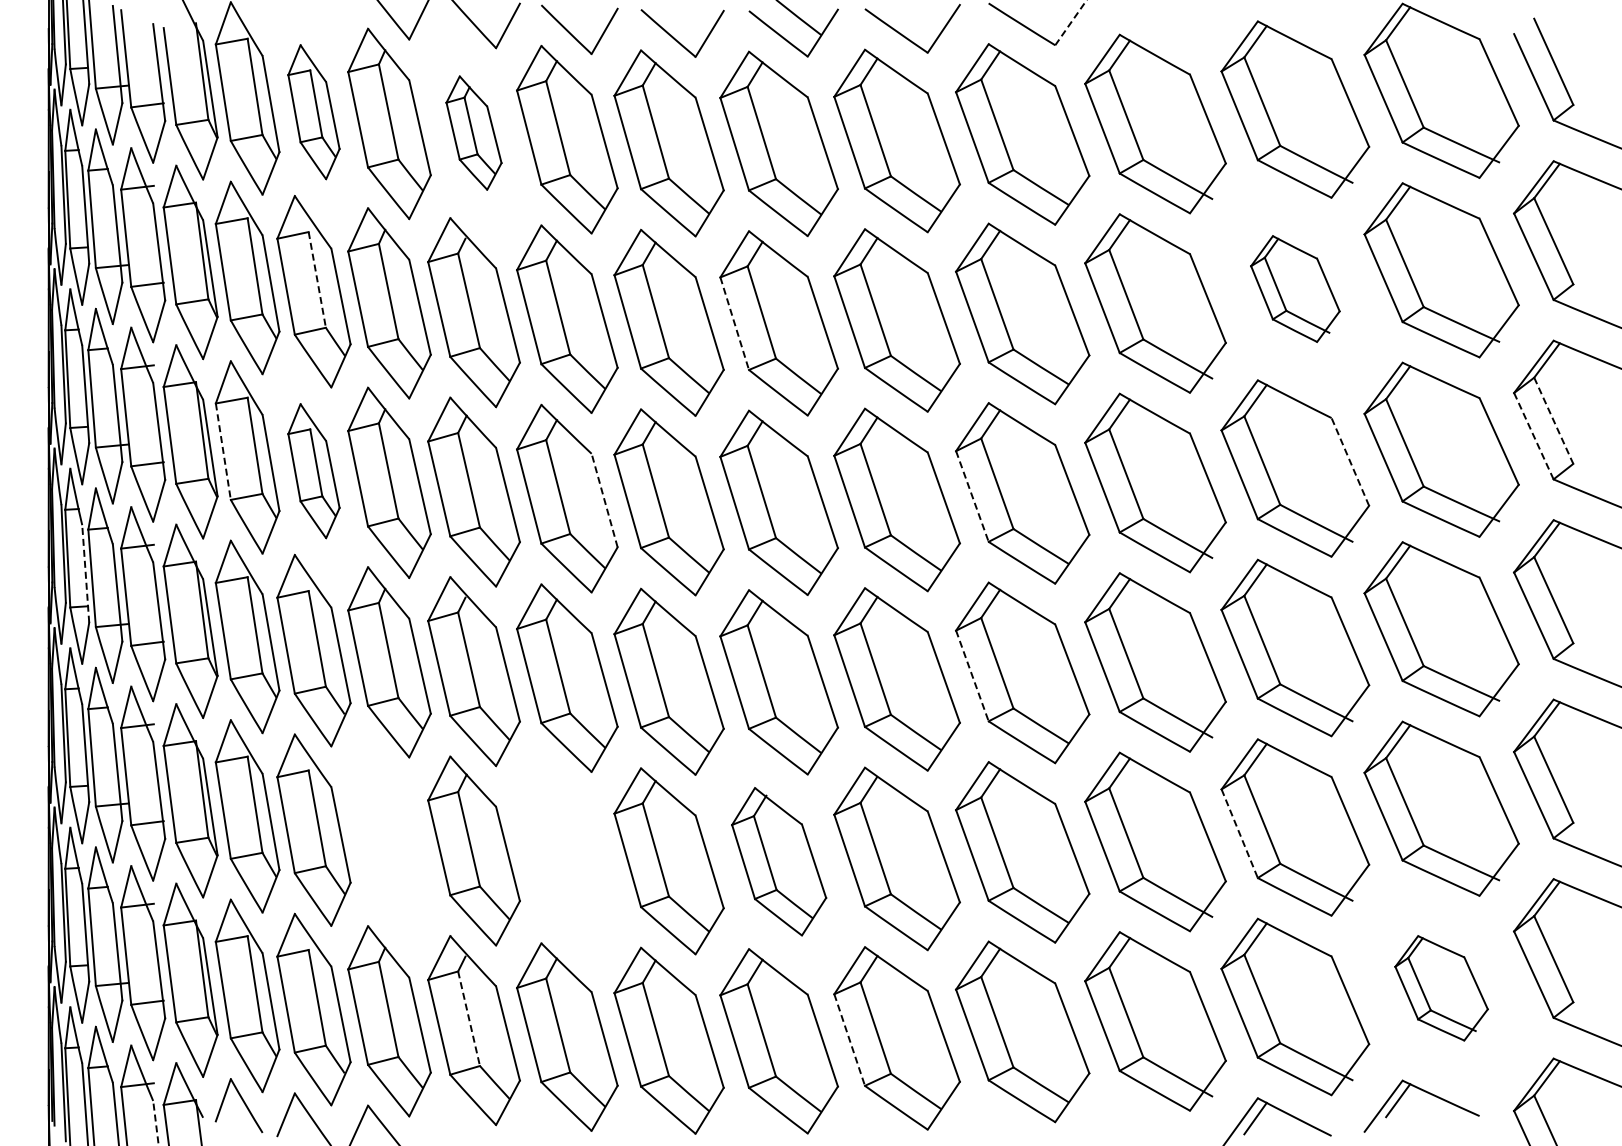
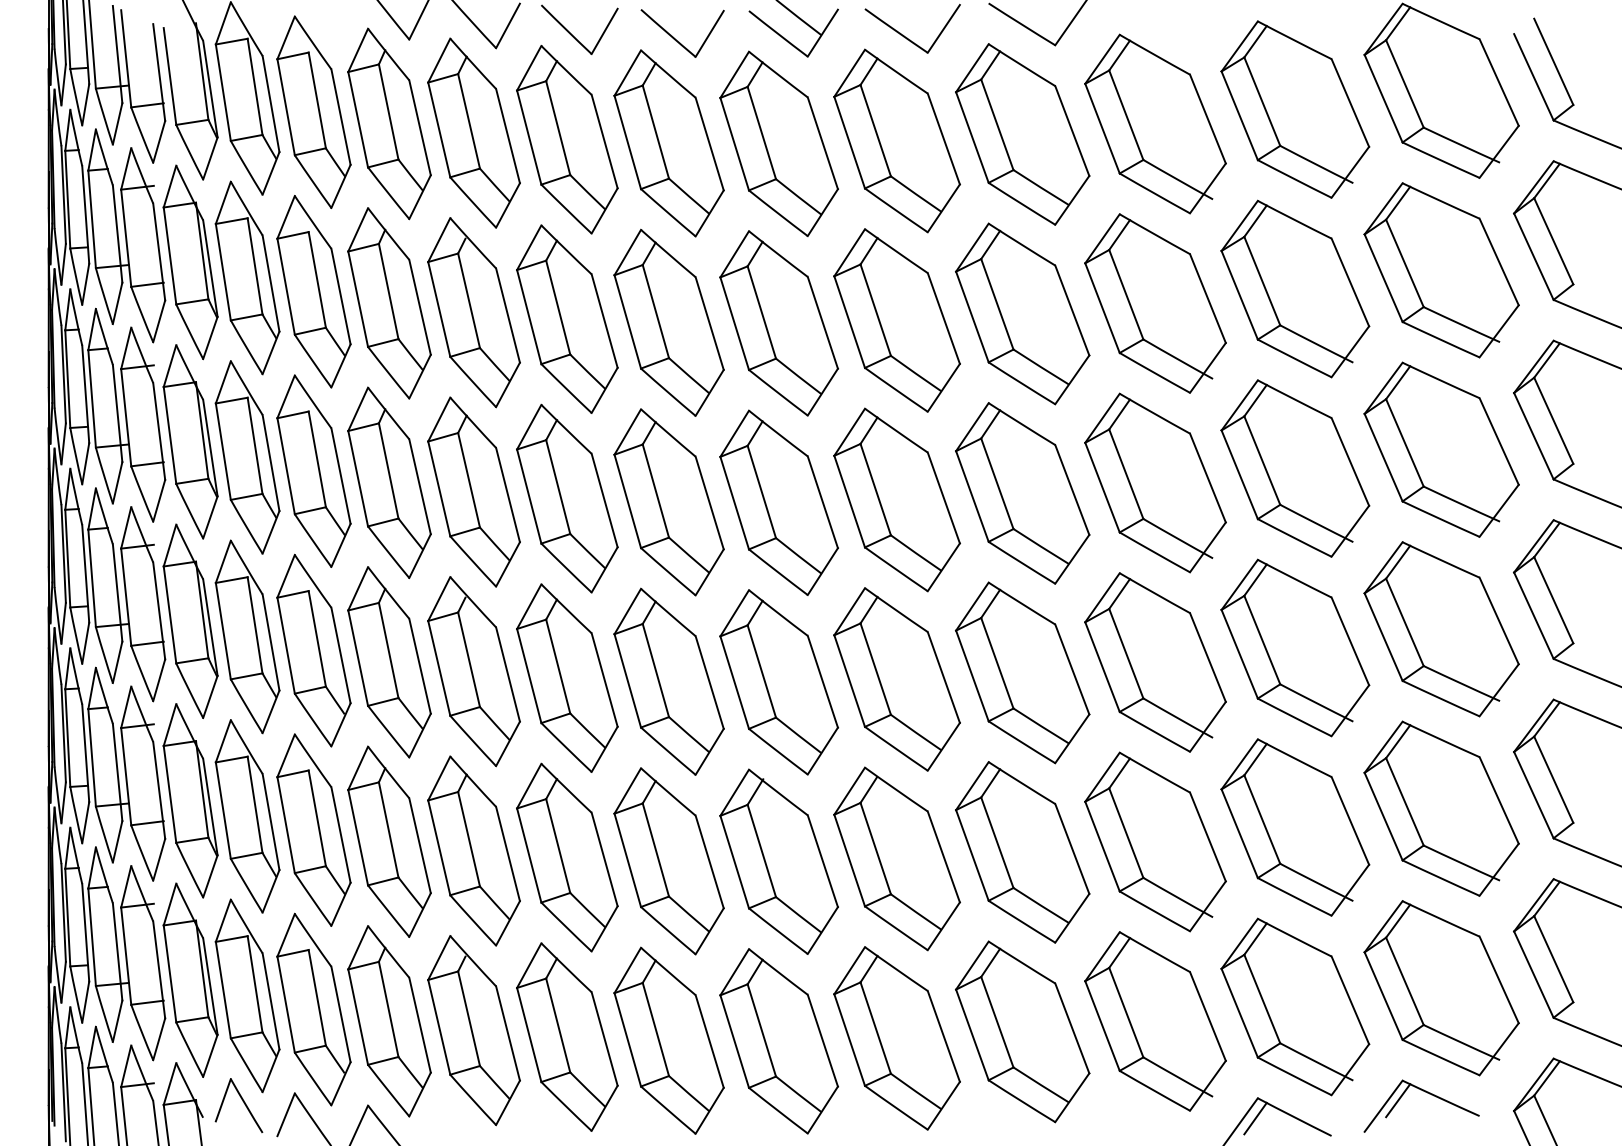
line: dashed -> solid (1071, 22)
part size: 54x137 px -> 76x194 px (313, 111)
part size: 58x116 px -> 94x192 px (473, 132)
line: dashed -> solid (317, 279)
part size: 91x108 px -> 151x180 px (1295, 288)
line: dashed -> solid (734, 324)
line: dashed -> solid (1553, 421)
line: dashed -> solid (1534, 436)
line: dashed -> solid (223, 451)
line: dashed -> solid (1350, 461)
part size: 54x137 px -> 76x194 px (313, 470)
line: dashed -> solid (972, 496)
line: dashed -> solid (604, 500)
line: dashed -> solid (85, 573)
line: dashed -> solid (972, 676)
line: dashed -> solid (1239, 833)
part: none -> present (389, 841)
part: none -> present (567, 857)
part size: 97x150 px -> 120x187 px (778, 861)
part size: 95x107 px -> 157x177 px (1441, 988)
line: dashed -> solid (469, 1018)
line: dashed -> solid (849, 1040)
line: dashed -> solid (155, 1122)
